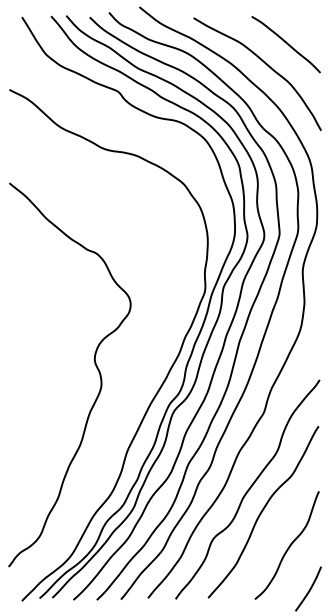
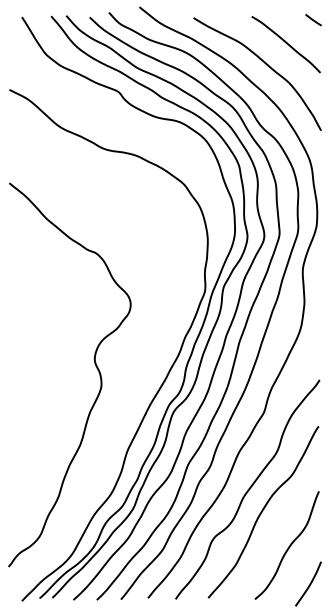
line: none -> present (313, 20)
curve position: (309, 588) -> (309, 583) (309, 583)
